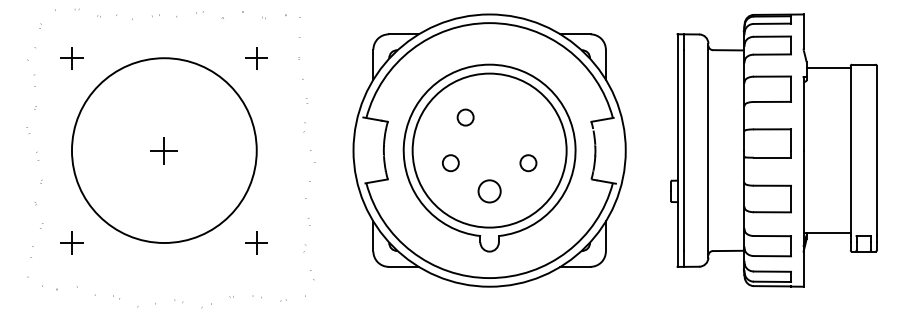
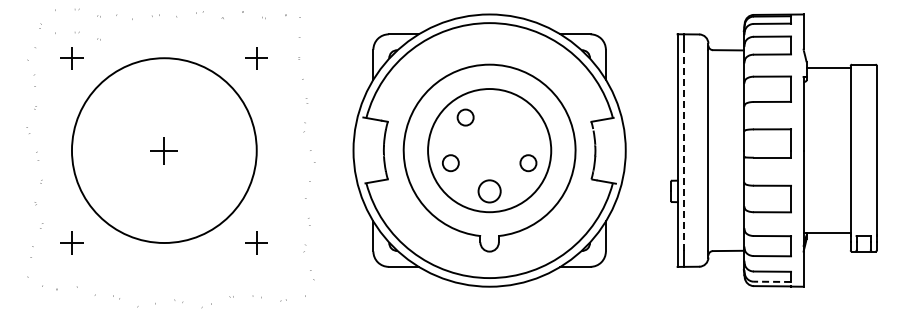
part: none -> present (77, 35)
circle diameter: 154 px -> 123 px (489, 150)
line: solid -> dashed (683, 150)
line: solid -> dashed (772, 281)
